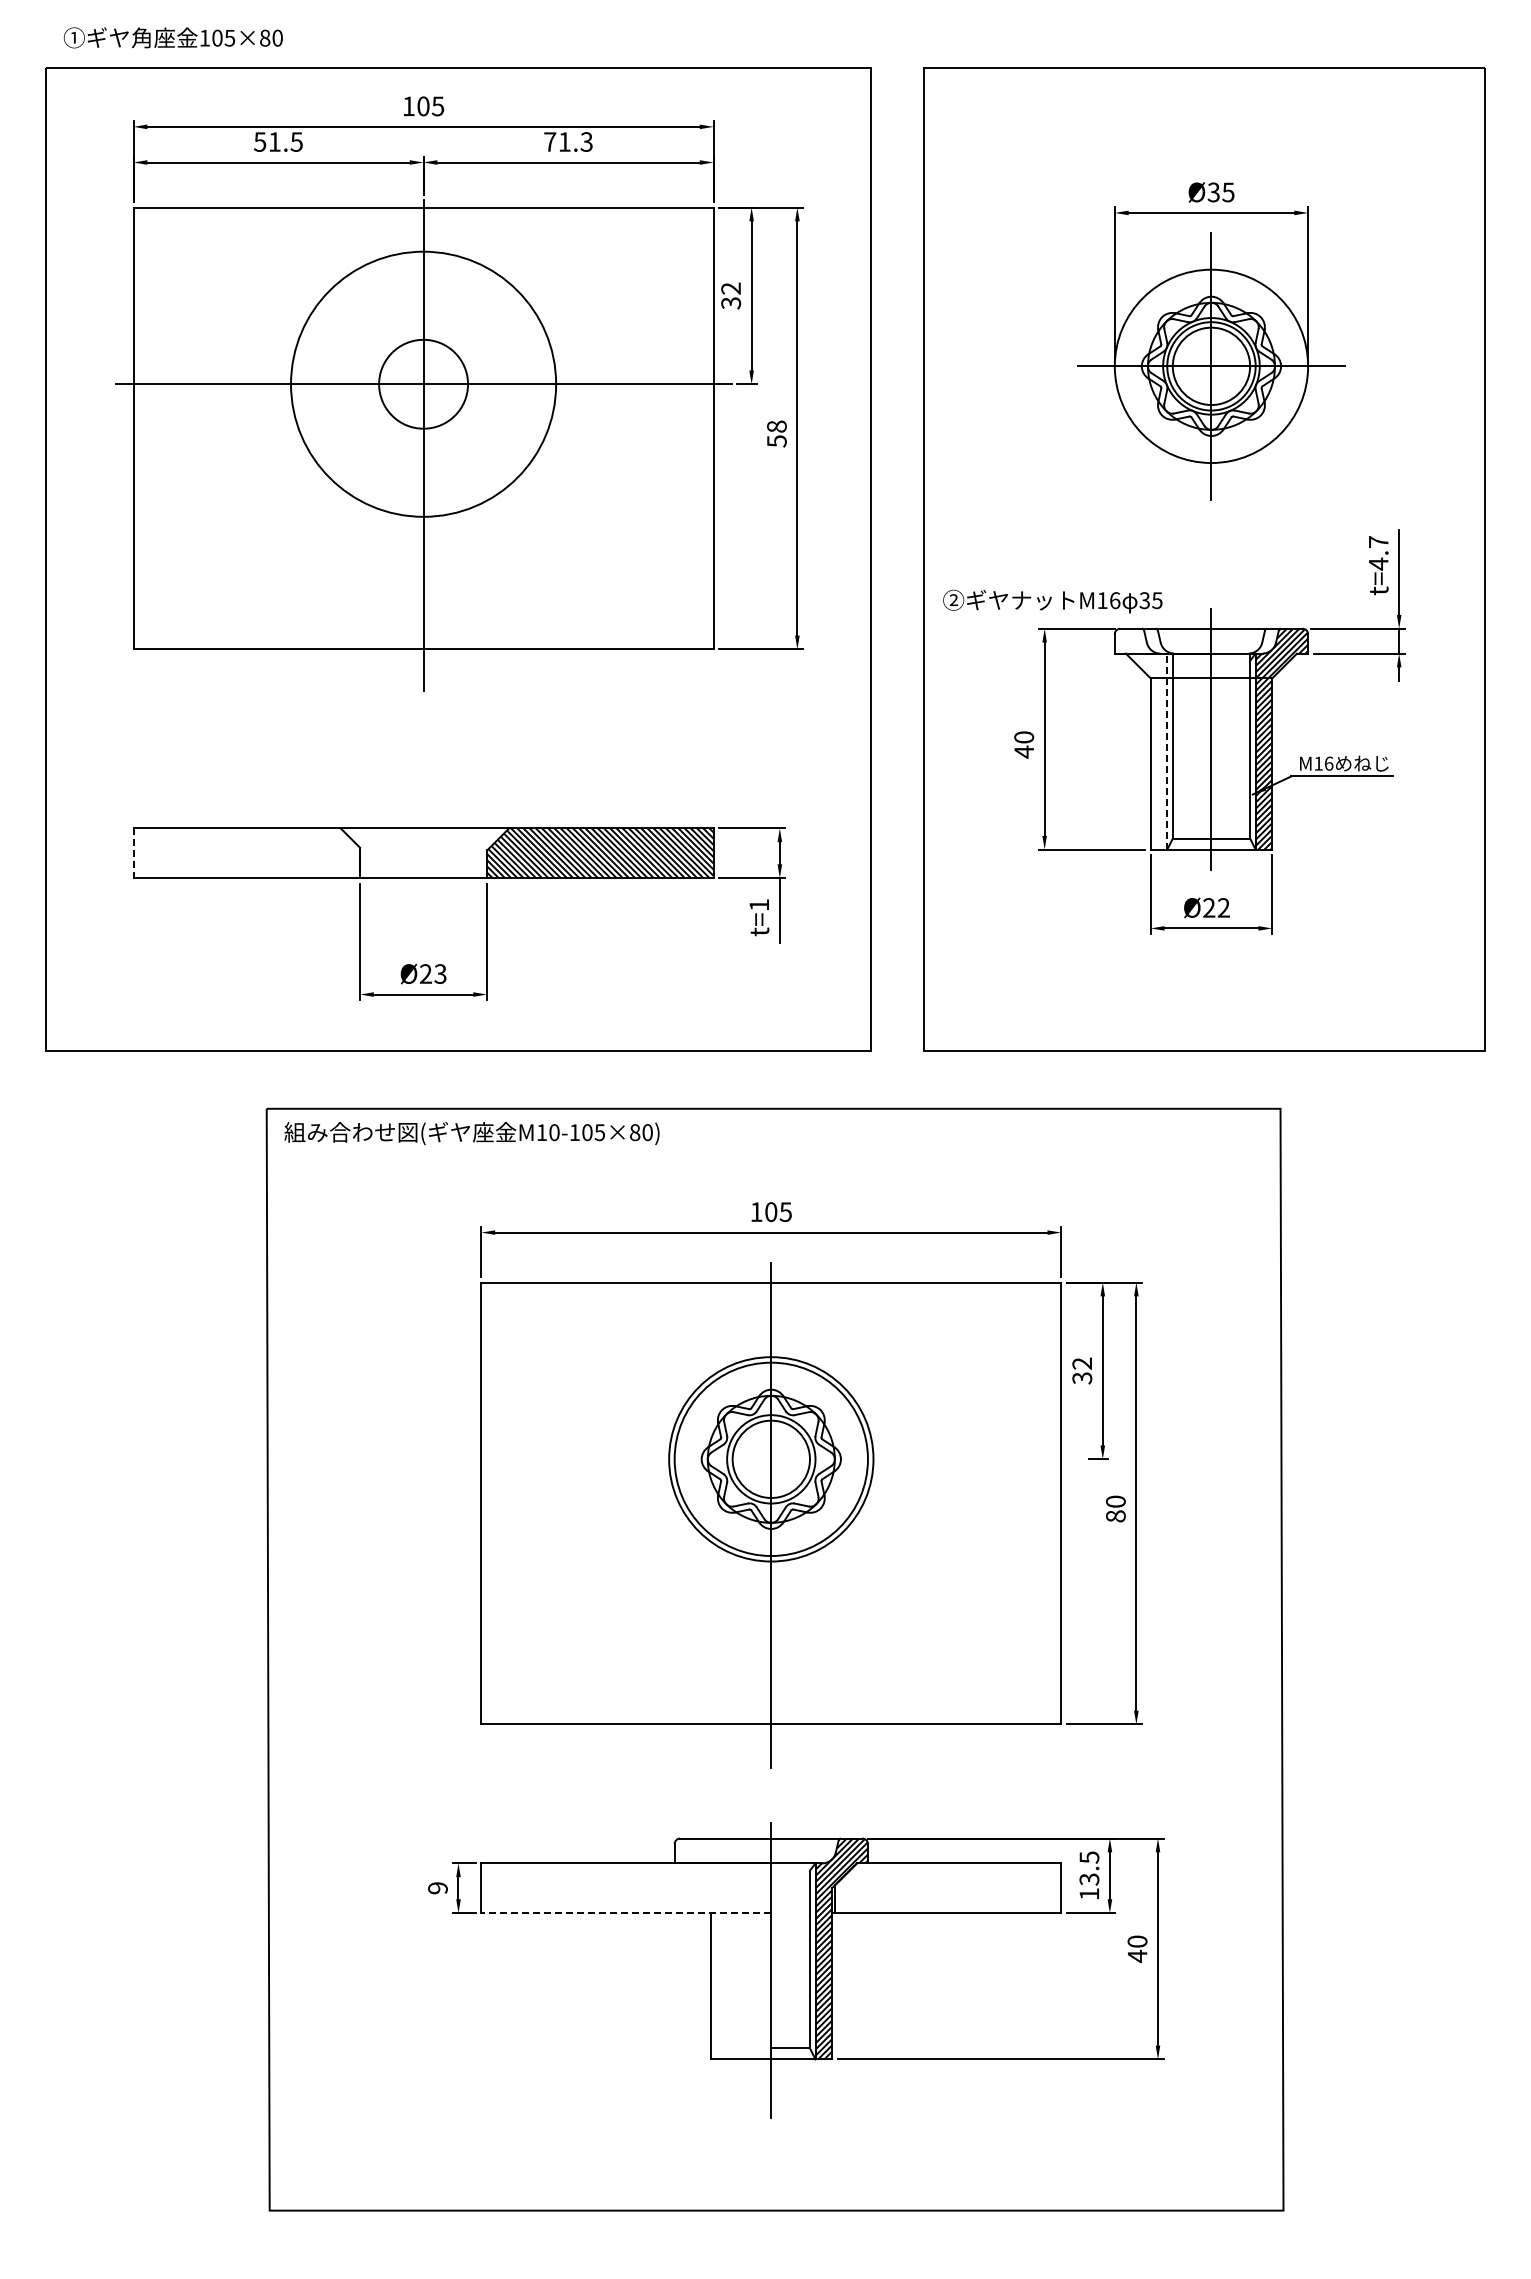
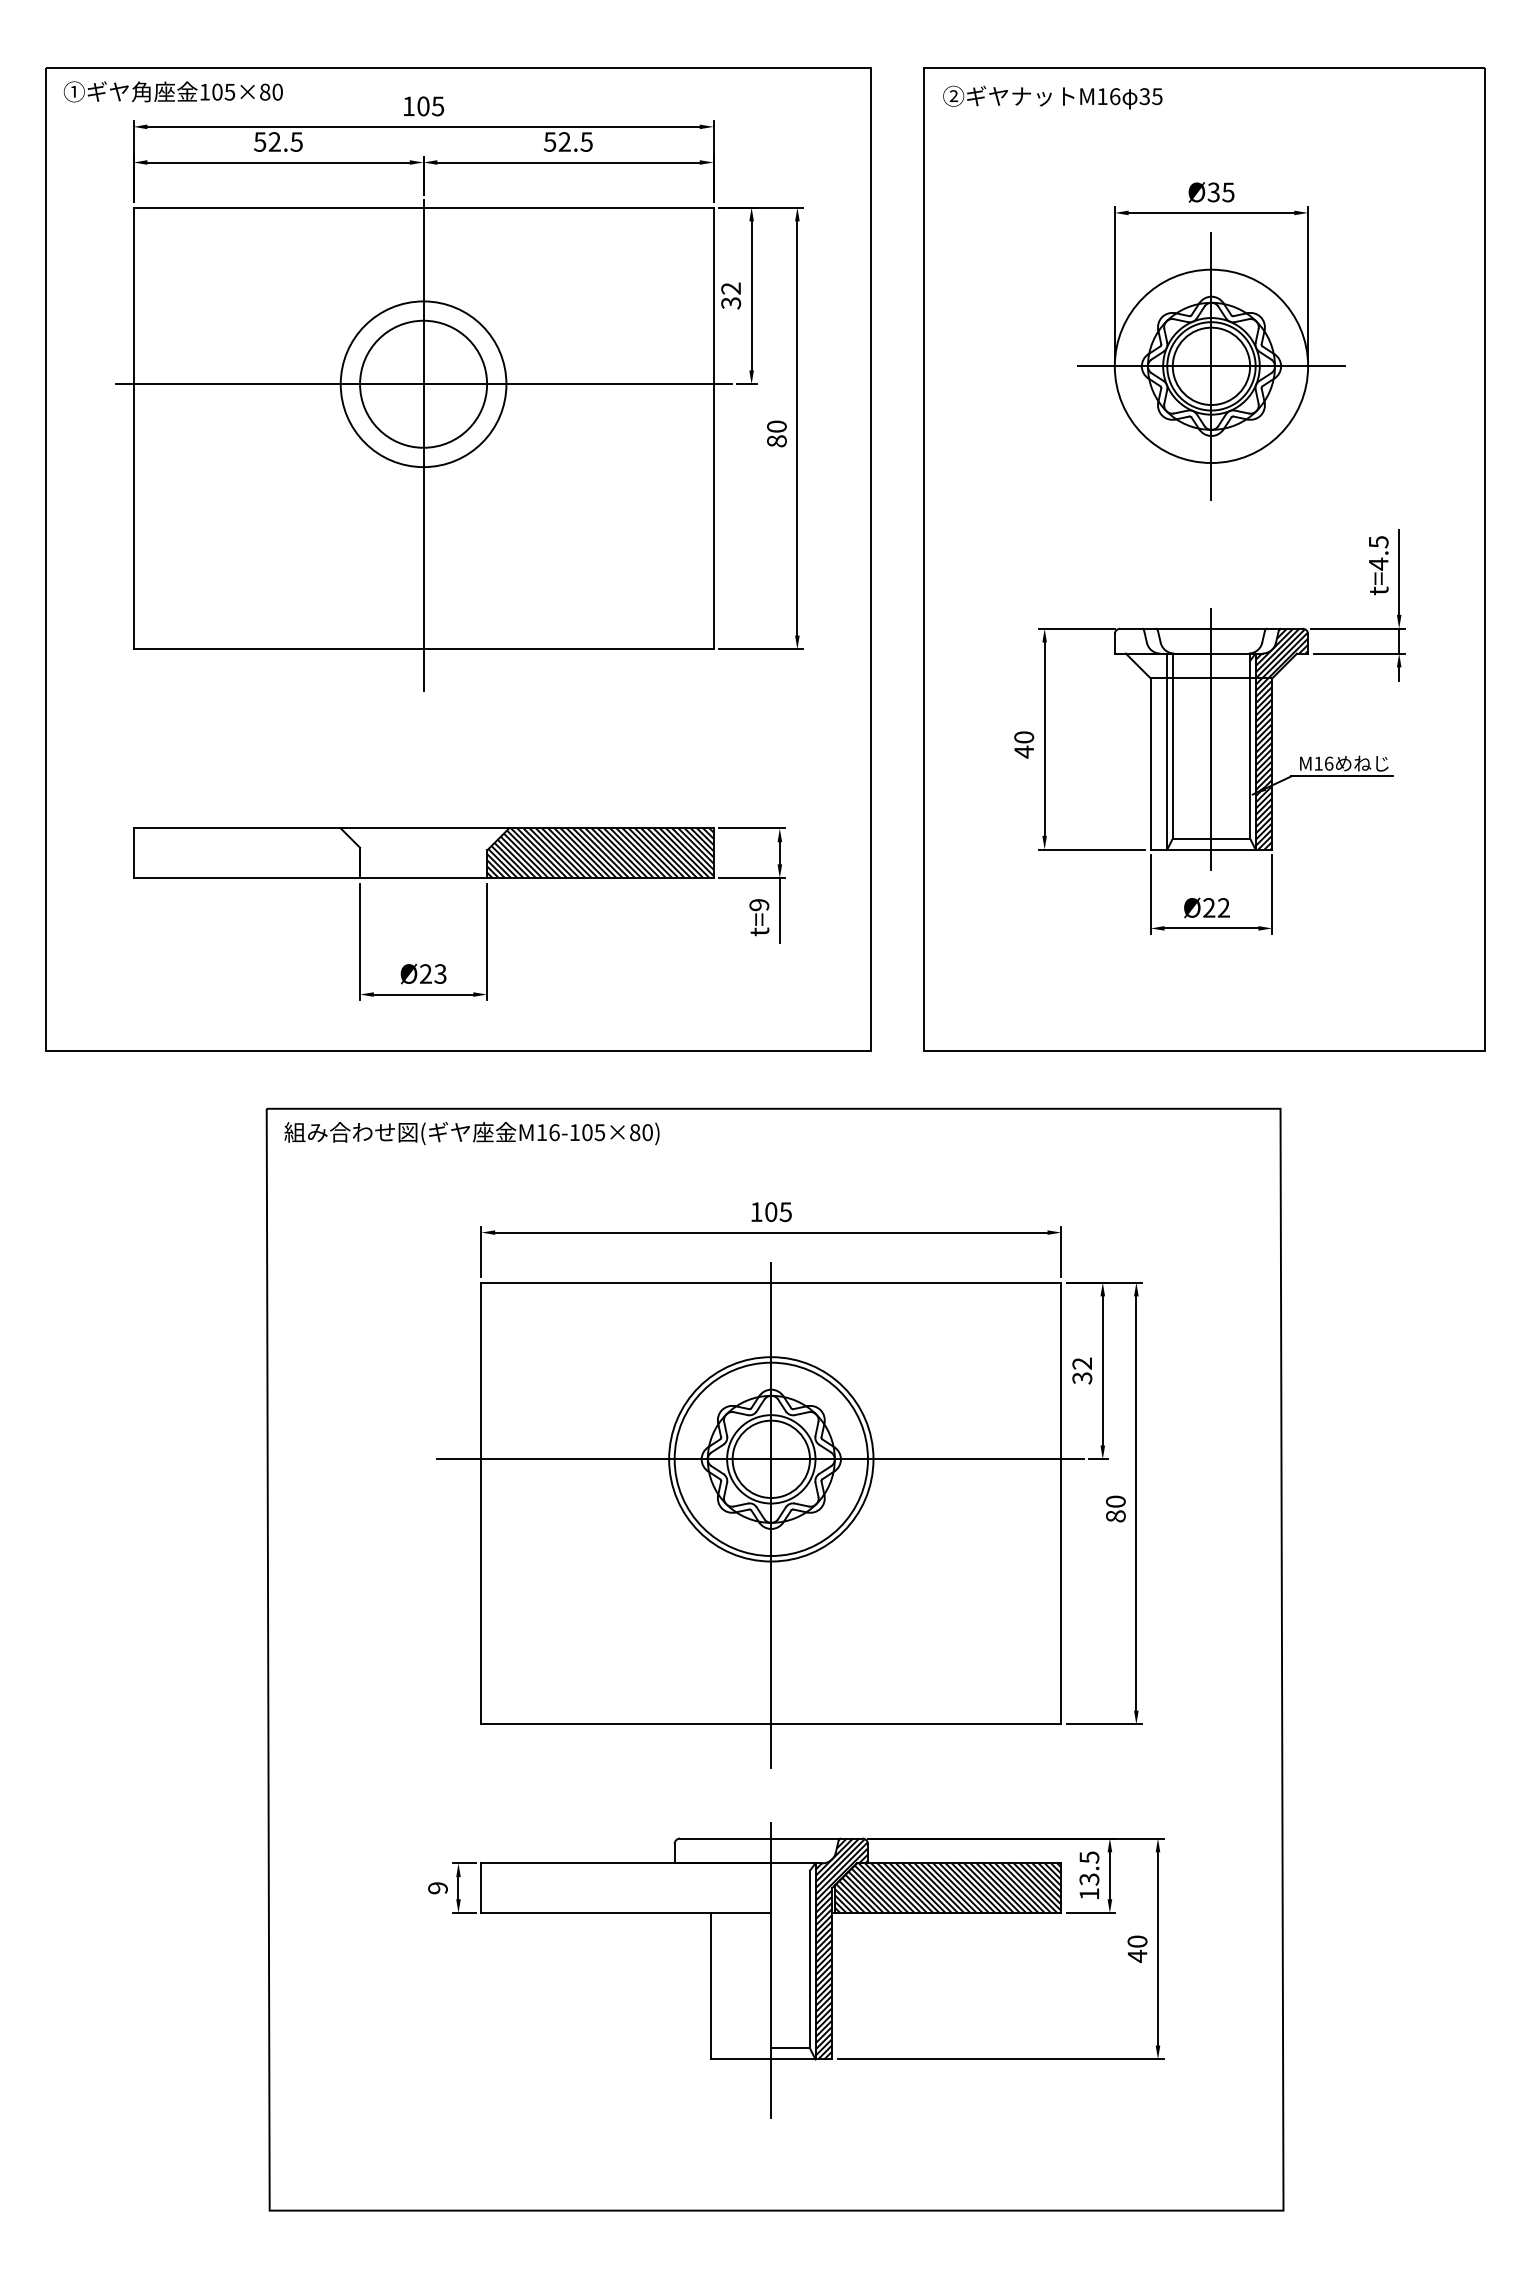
text position: (172, 37) -> (172, 91) (172, 91)
text: 51.5 -> 52.5 (274, 141)
text: 71.3 -> 52.5 (567, 141)
circle diameter: 265 px -> 166 px (423, 384)
circle diameter: 89 px -> 127 px (423, 383)
text: 58 -> 80 (776, 433)
text: t=4.7 -> t=4.5 (1378, 542)
text position: (1052, 601) -> (1052, 97) (1052, 97)
line: dashed -> solid (1167, 751)
line: dashed -> solid (133, 853)
text: t=1 -> t=9 (759, 905)
text: M10-105×80) -> M16-105×80) (554, 1132)
line: none -> present (760, 1459)
hatch: none -> present (947, 1888)
line: dashed -> solid (626, 1913)
